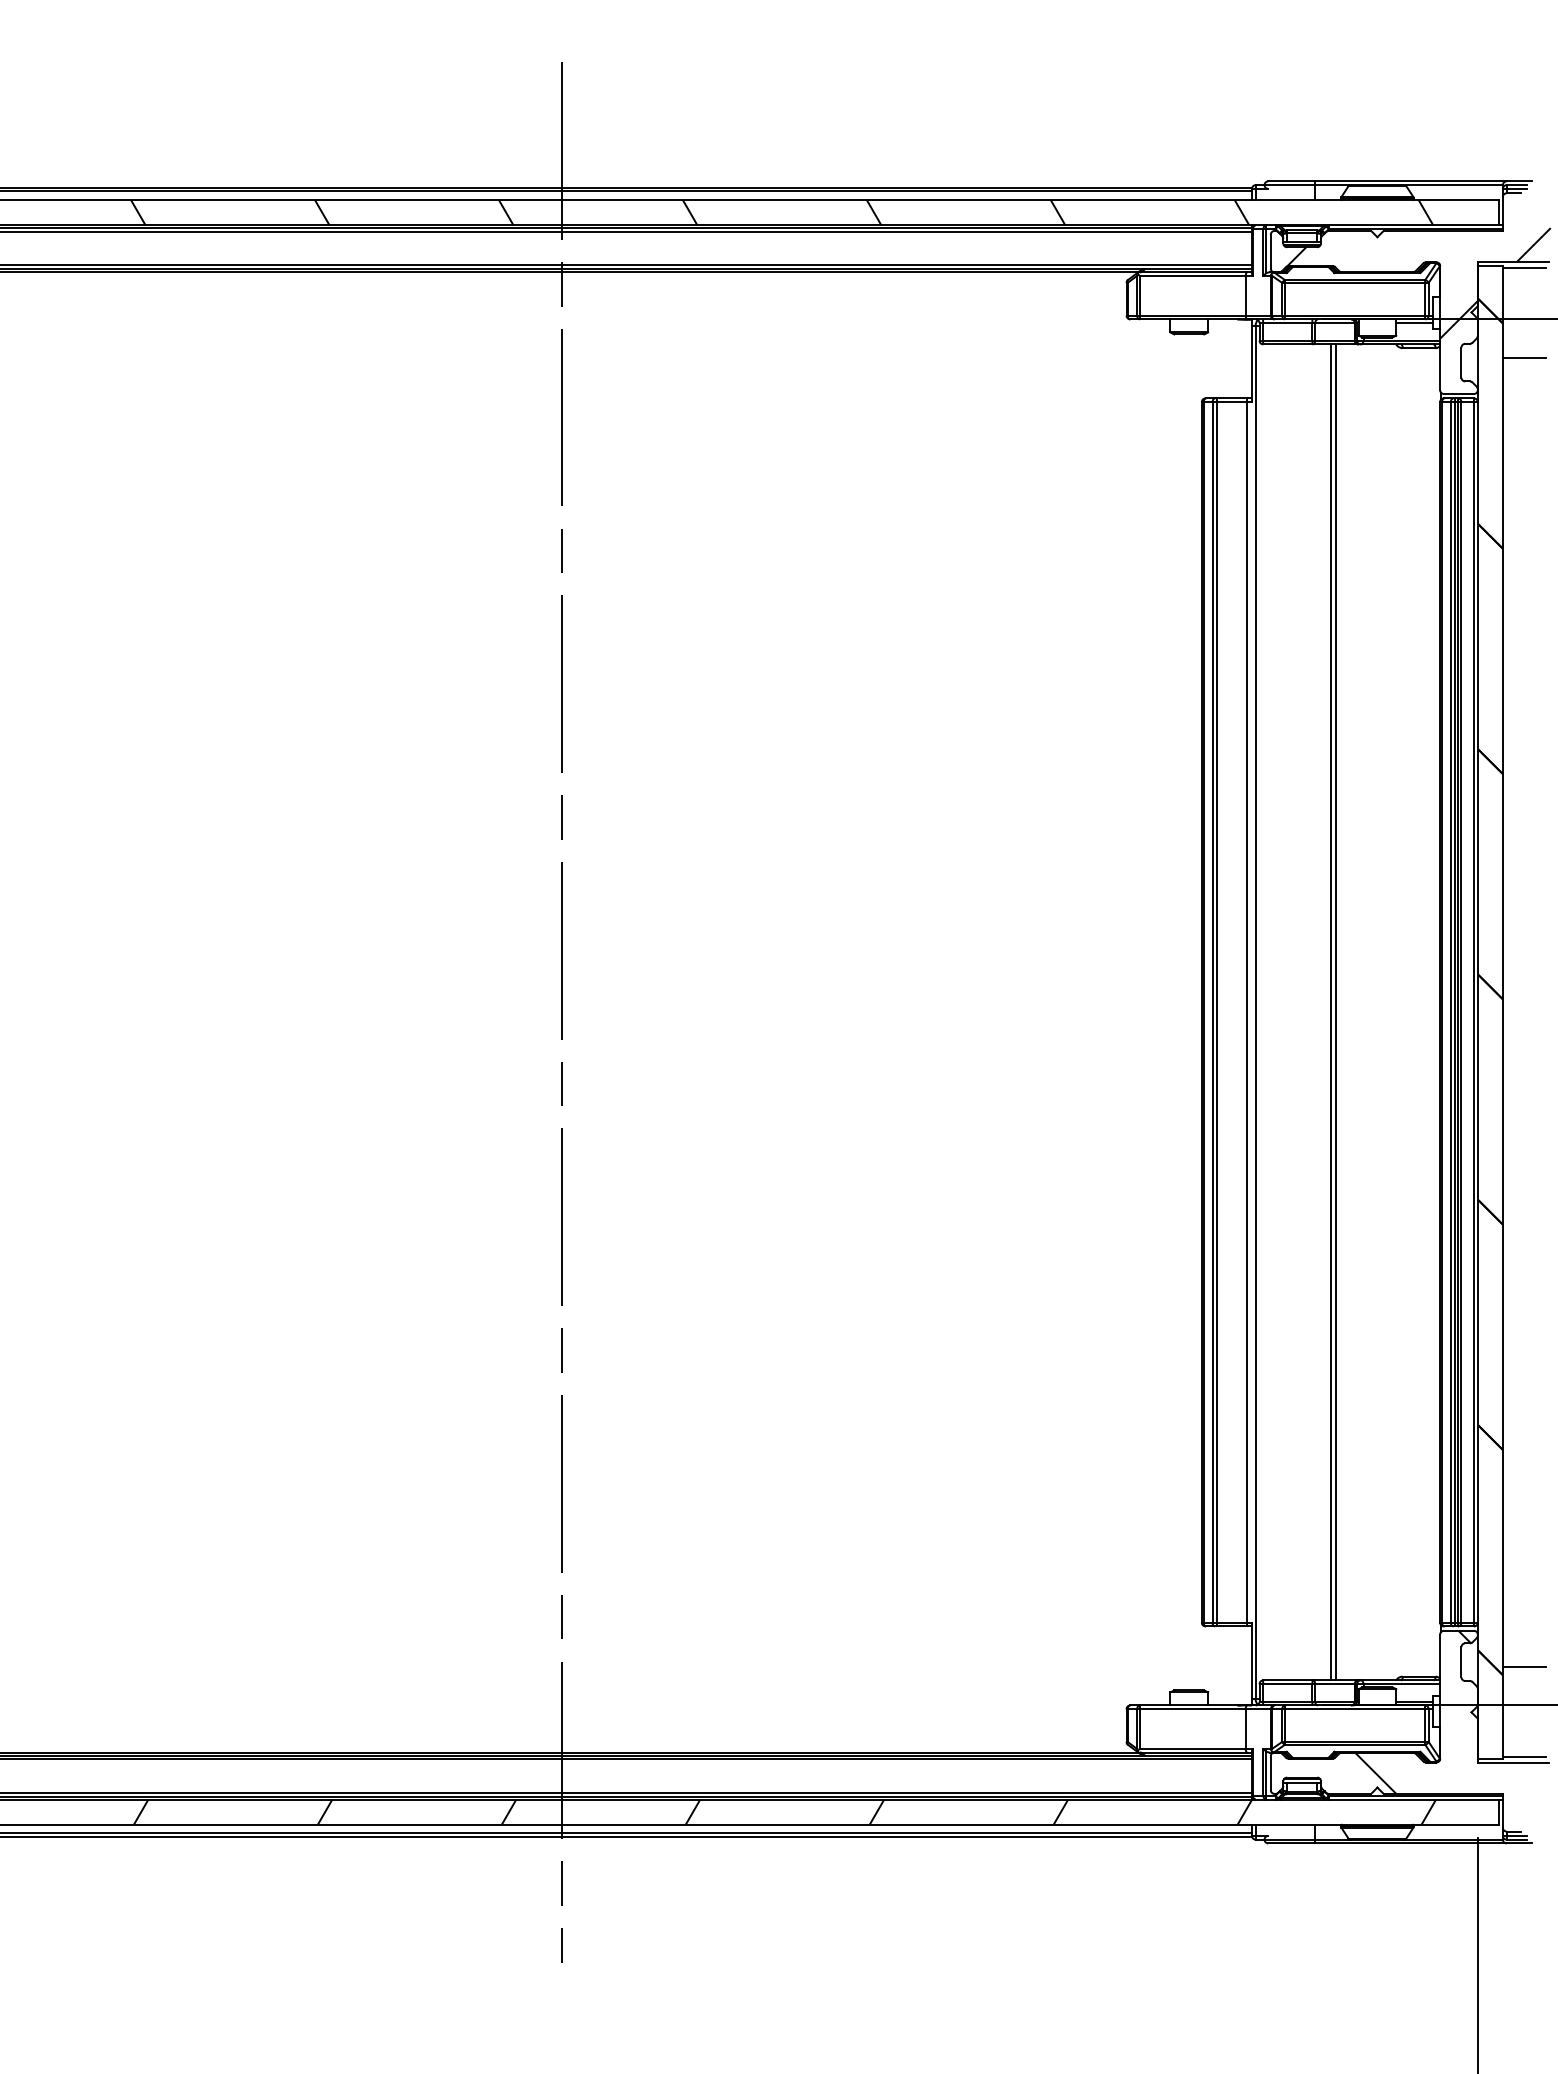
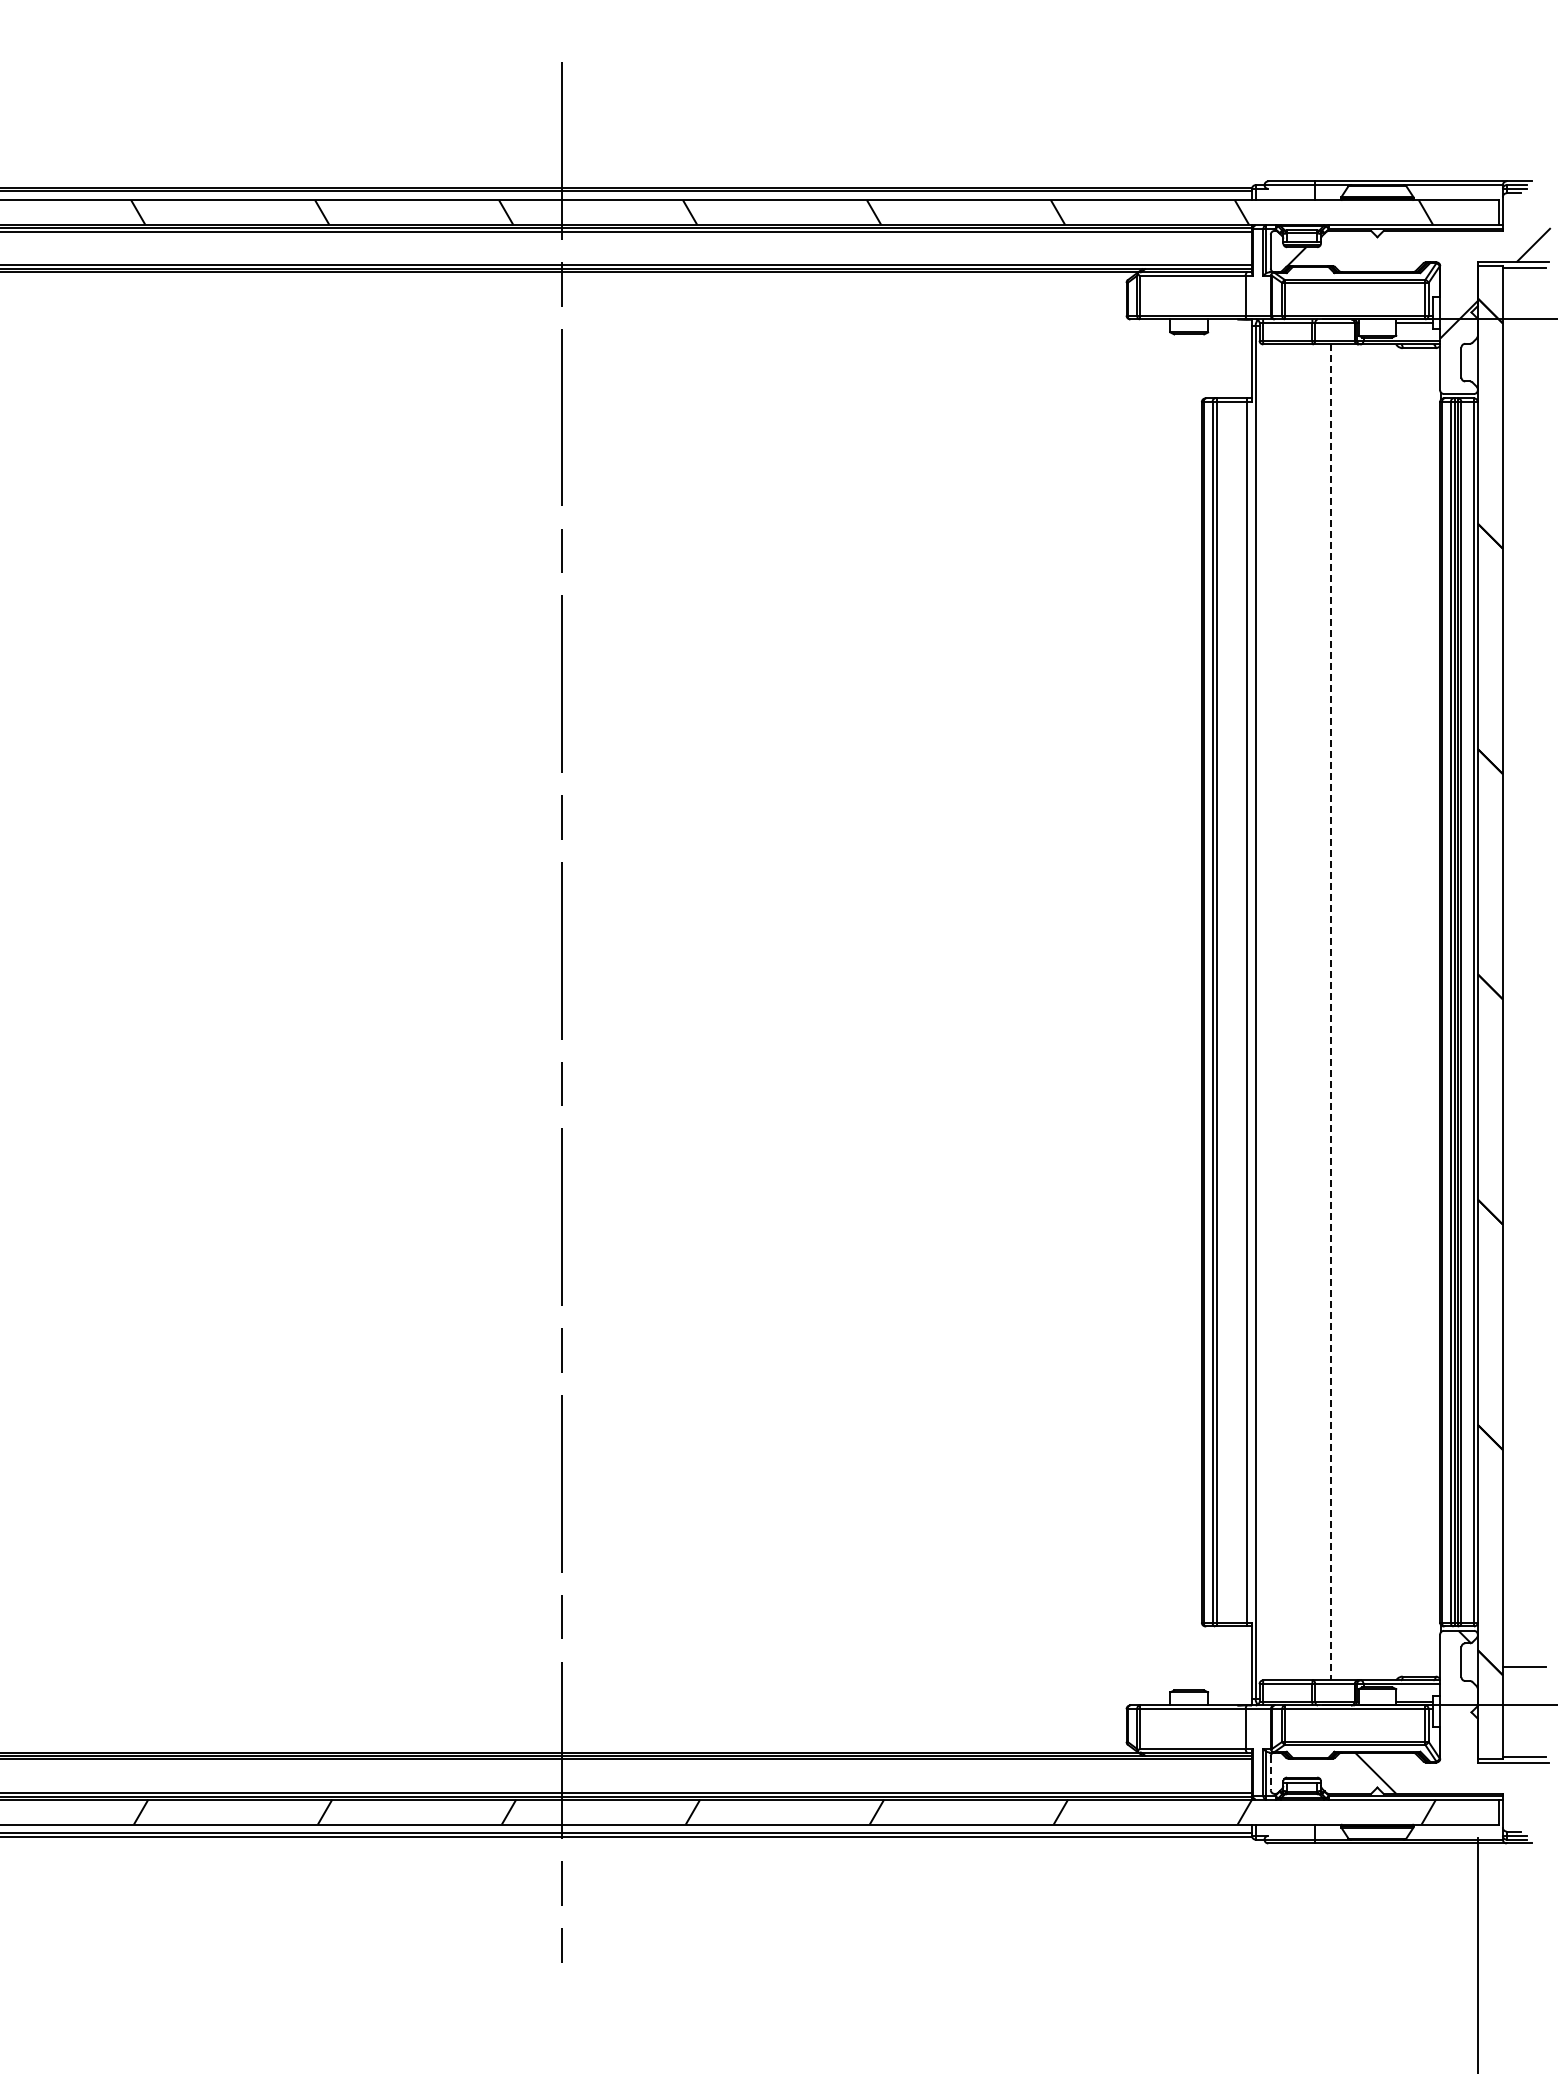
line: present -> none (1523, 358)
line: solid -> dashed (1330, 1012)
line: present -> none (1335, 1012)
line: solid -> dashed (1270, 1773)
